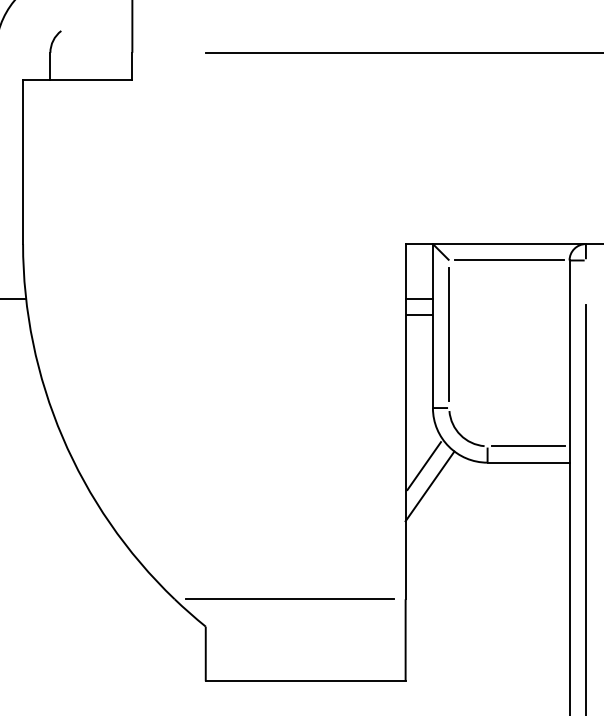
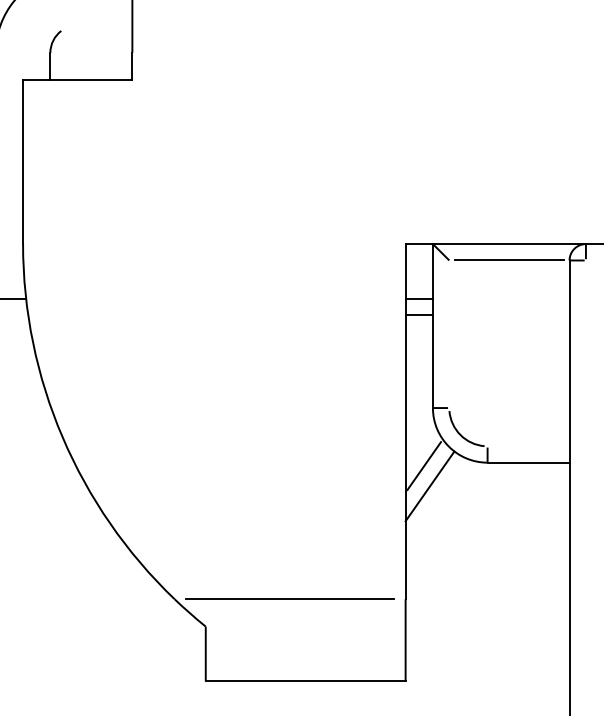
line: present -> none (403, 52)
line: present -> none (449, 333)
line: present -> none (528, 446)
line: present -> none (585, 508)
